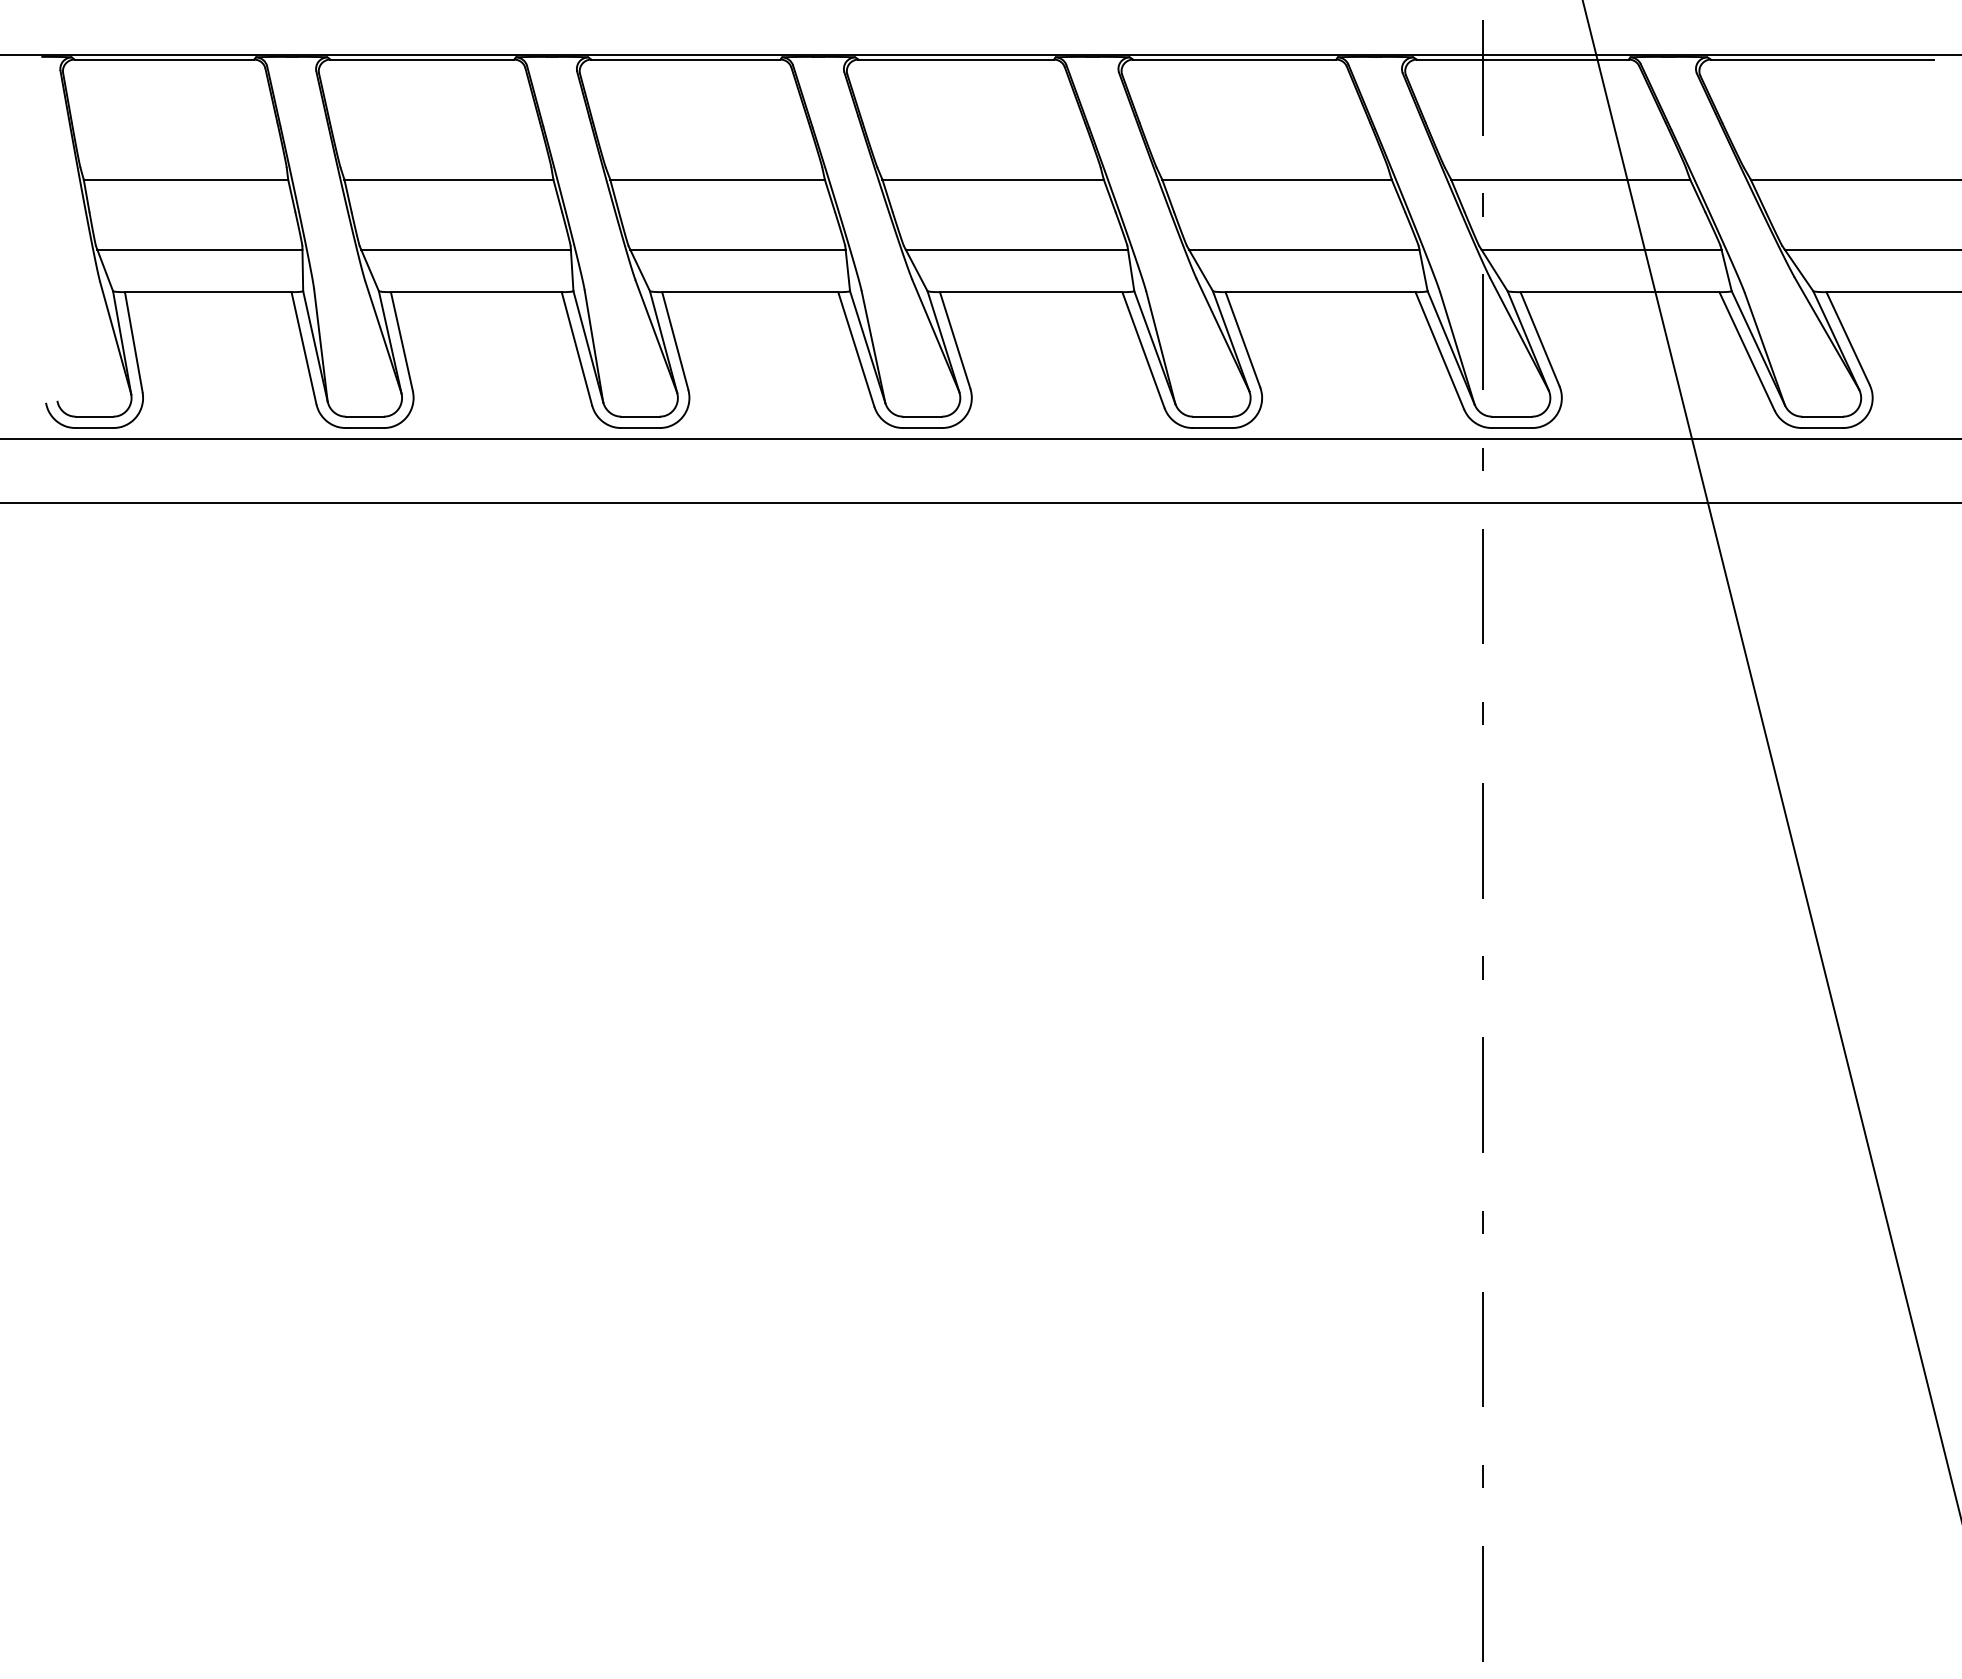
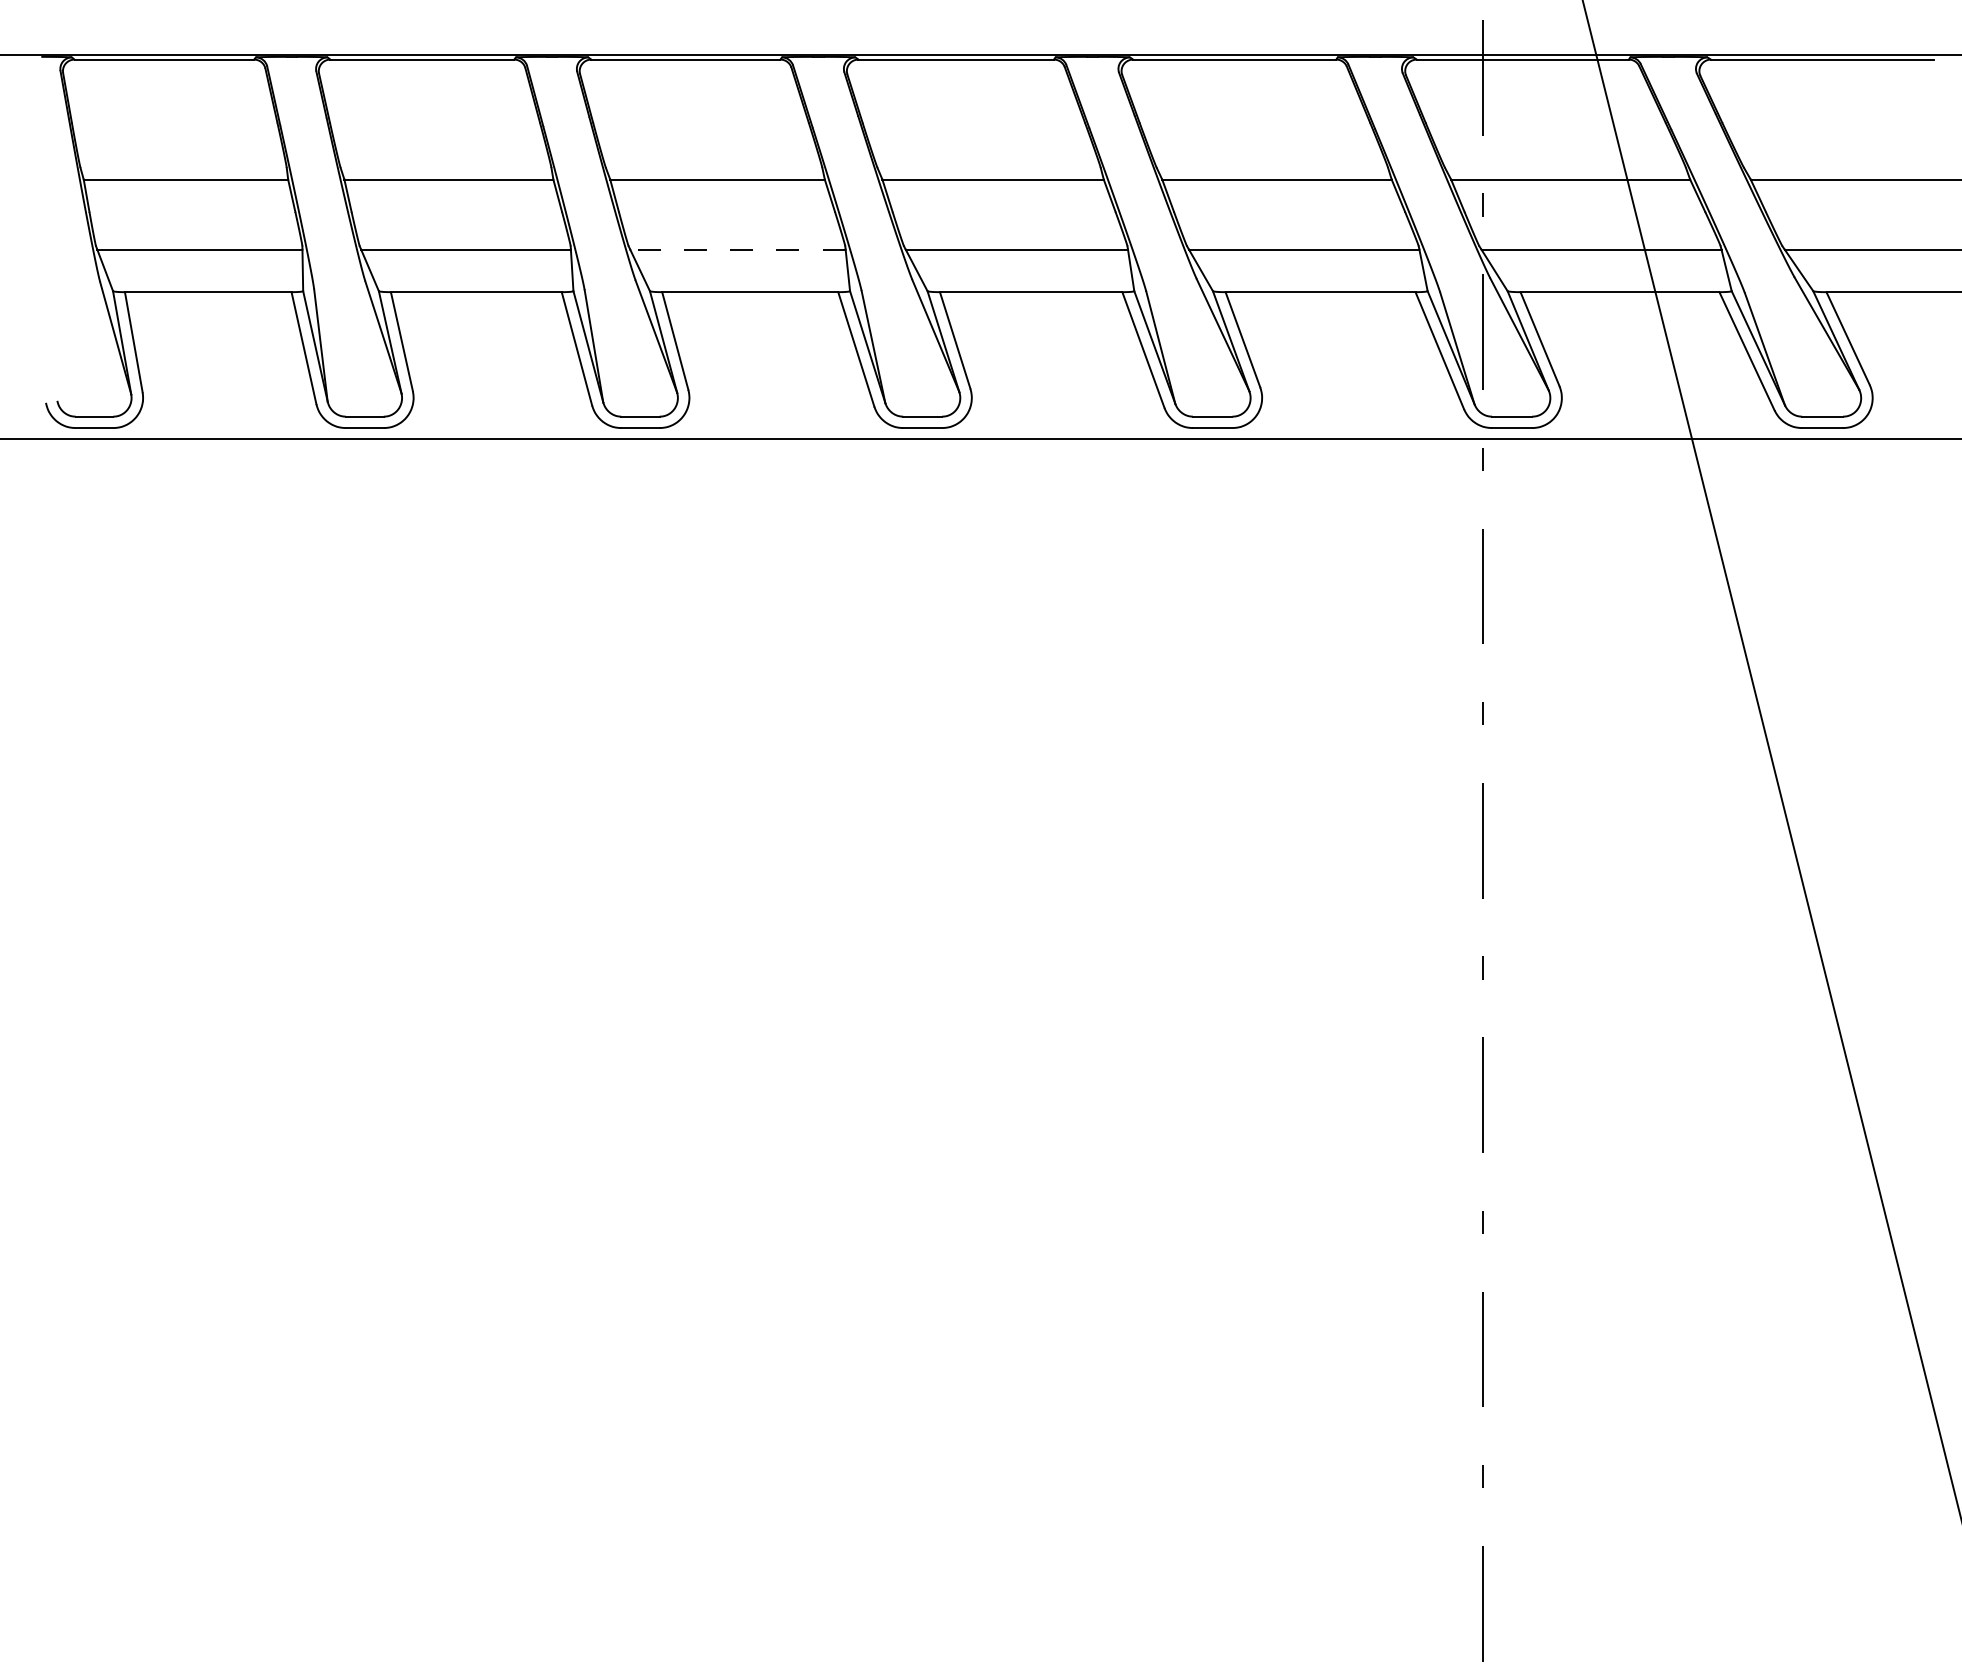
line: solid -> dashed (737, 249)
line: present -> none (980, 502)
